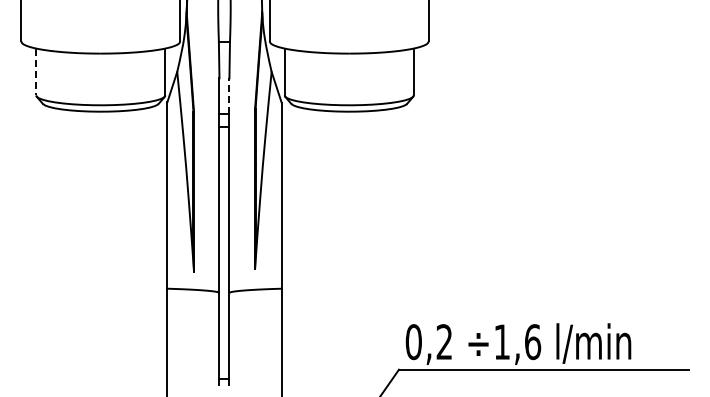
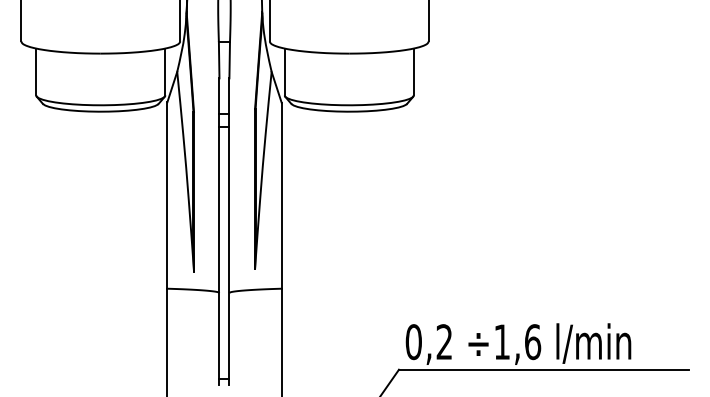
line: dashed -> solid (36, 72)
line: dashed -> solid (229, 95)
